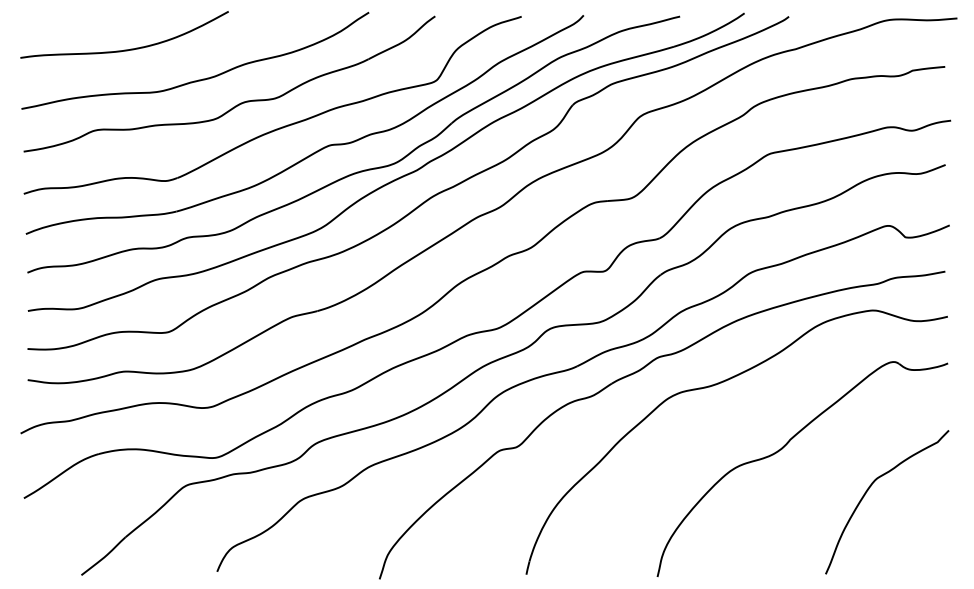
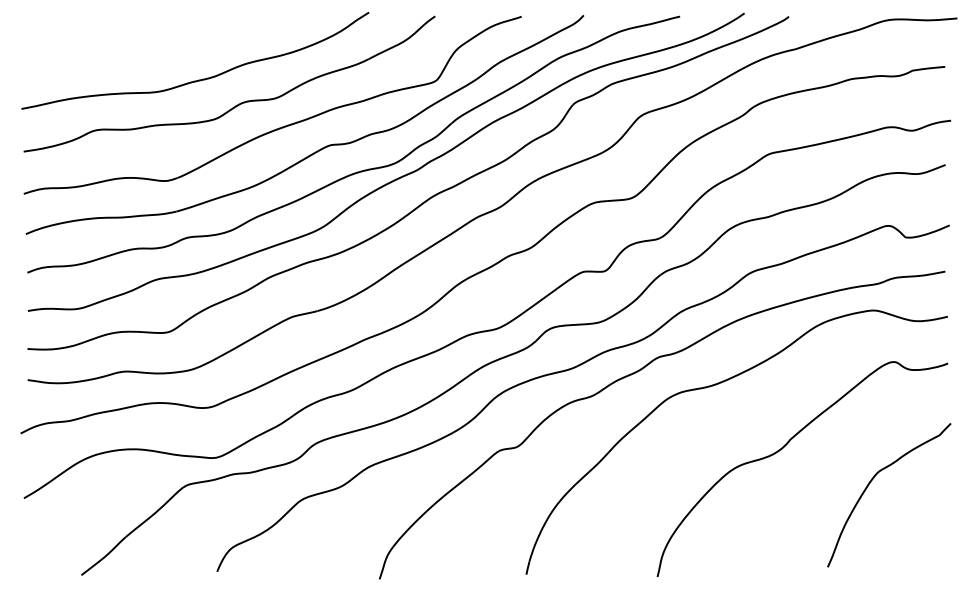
curve: present -> none (124, 49)
curve position: (869, 489) -> (871, 482) (871, 482)
